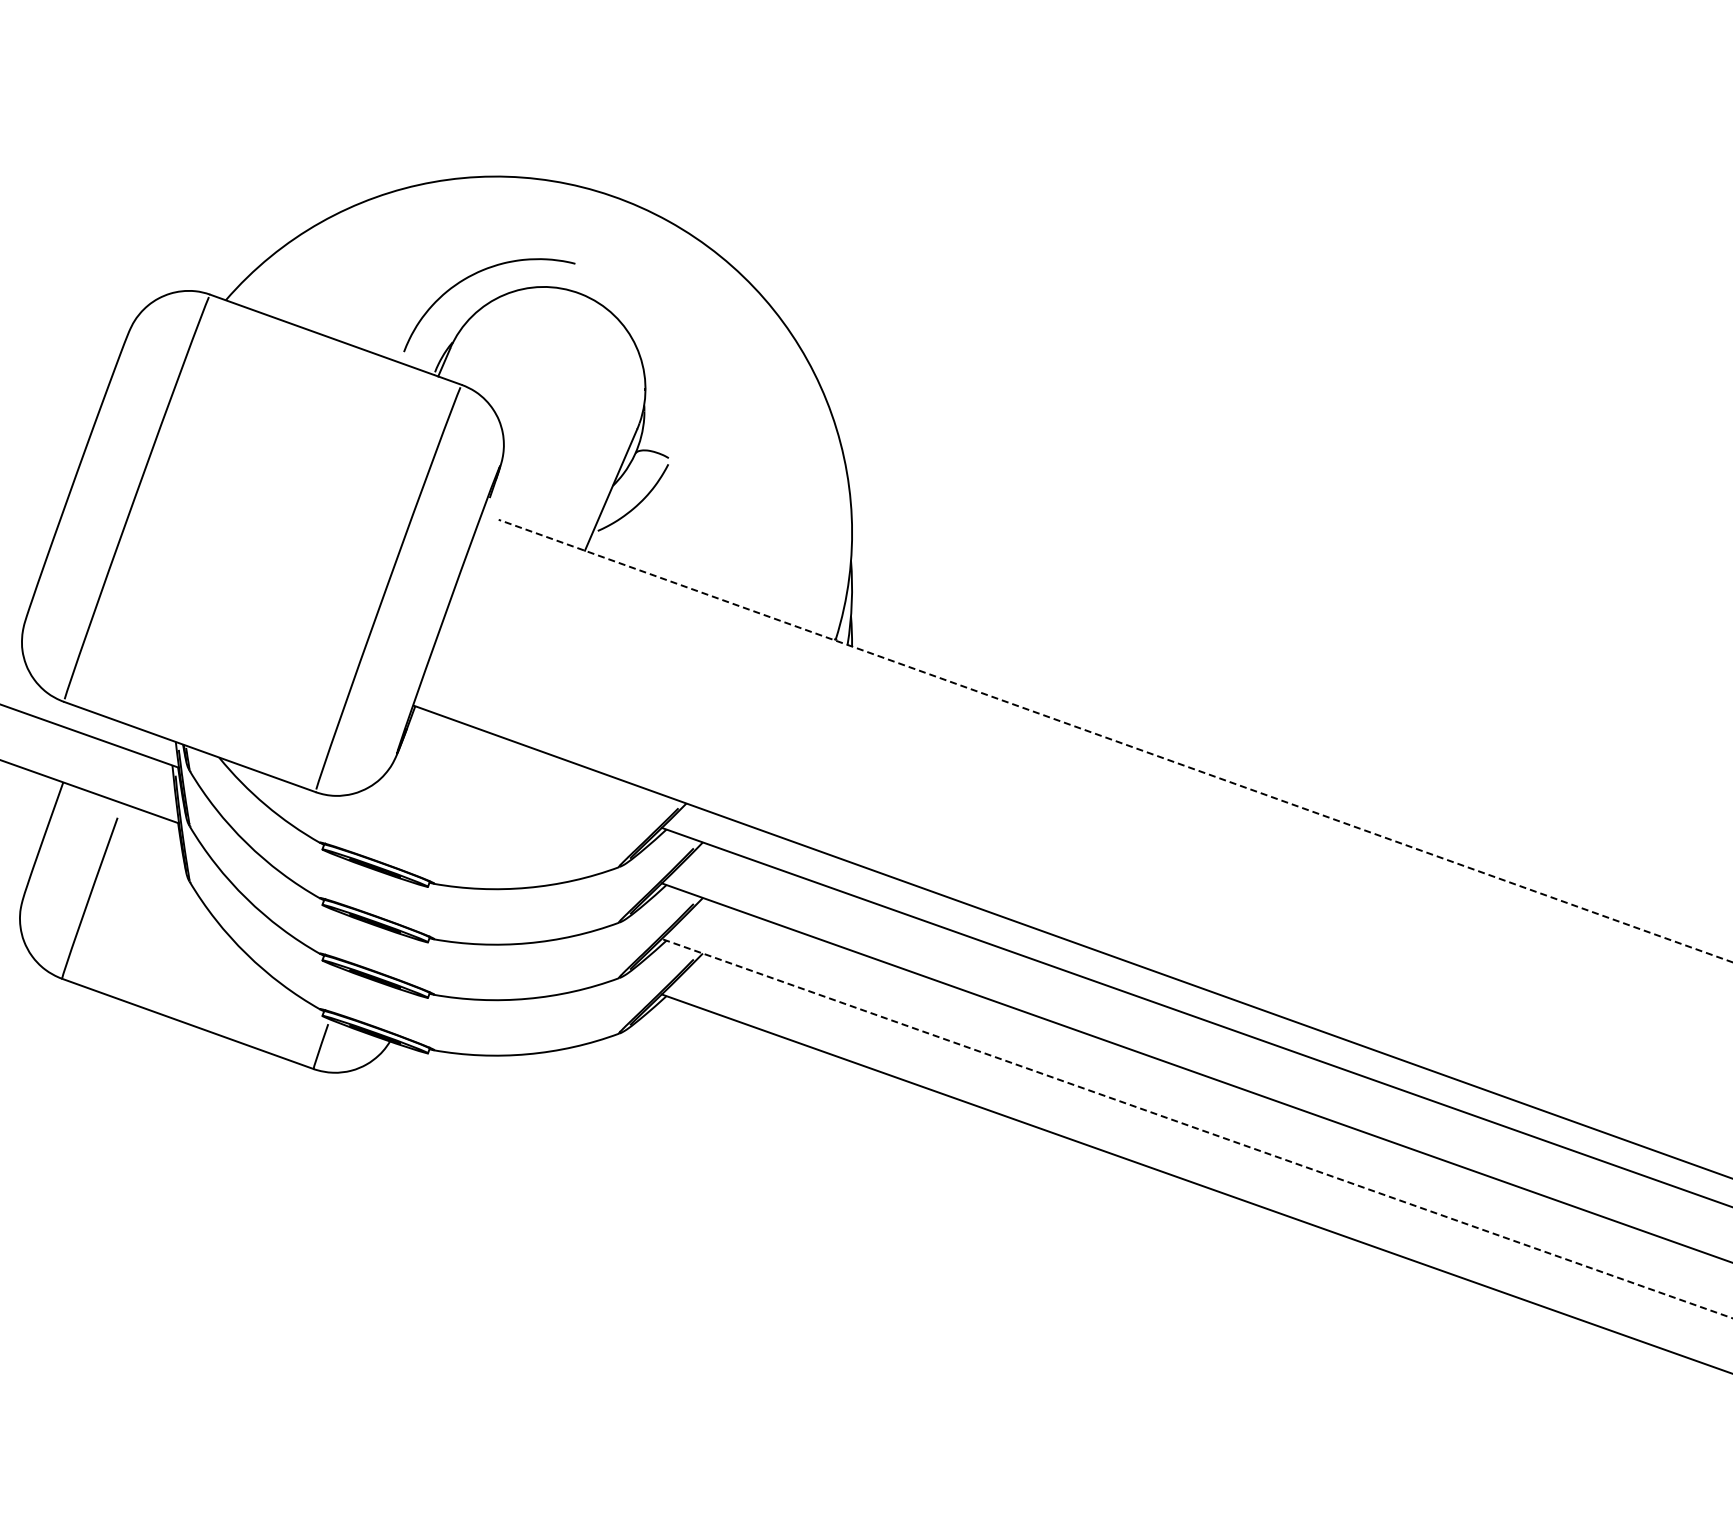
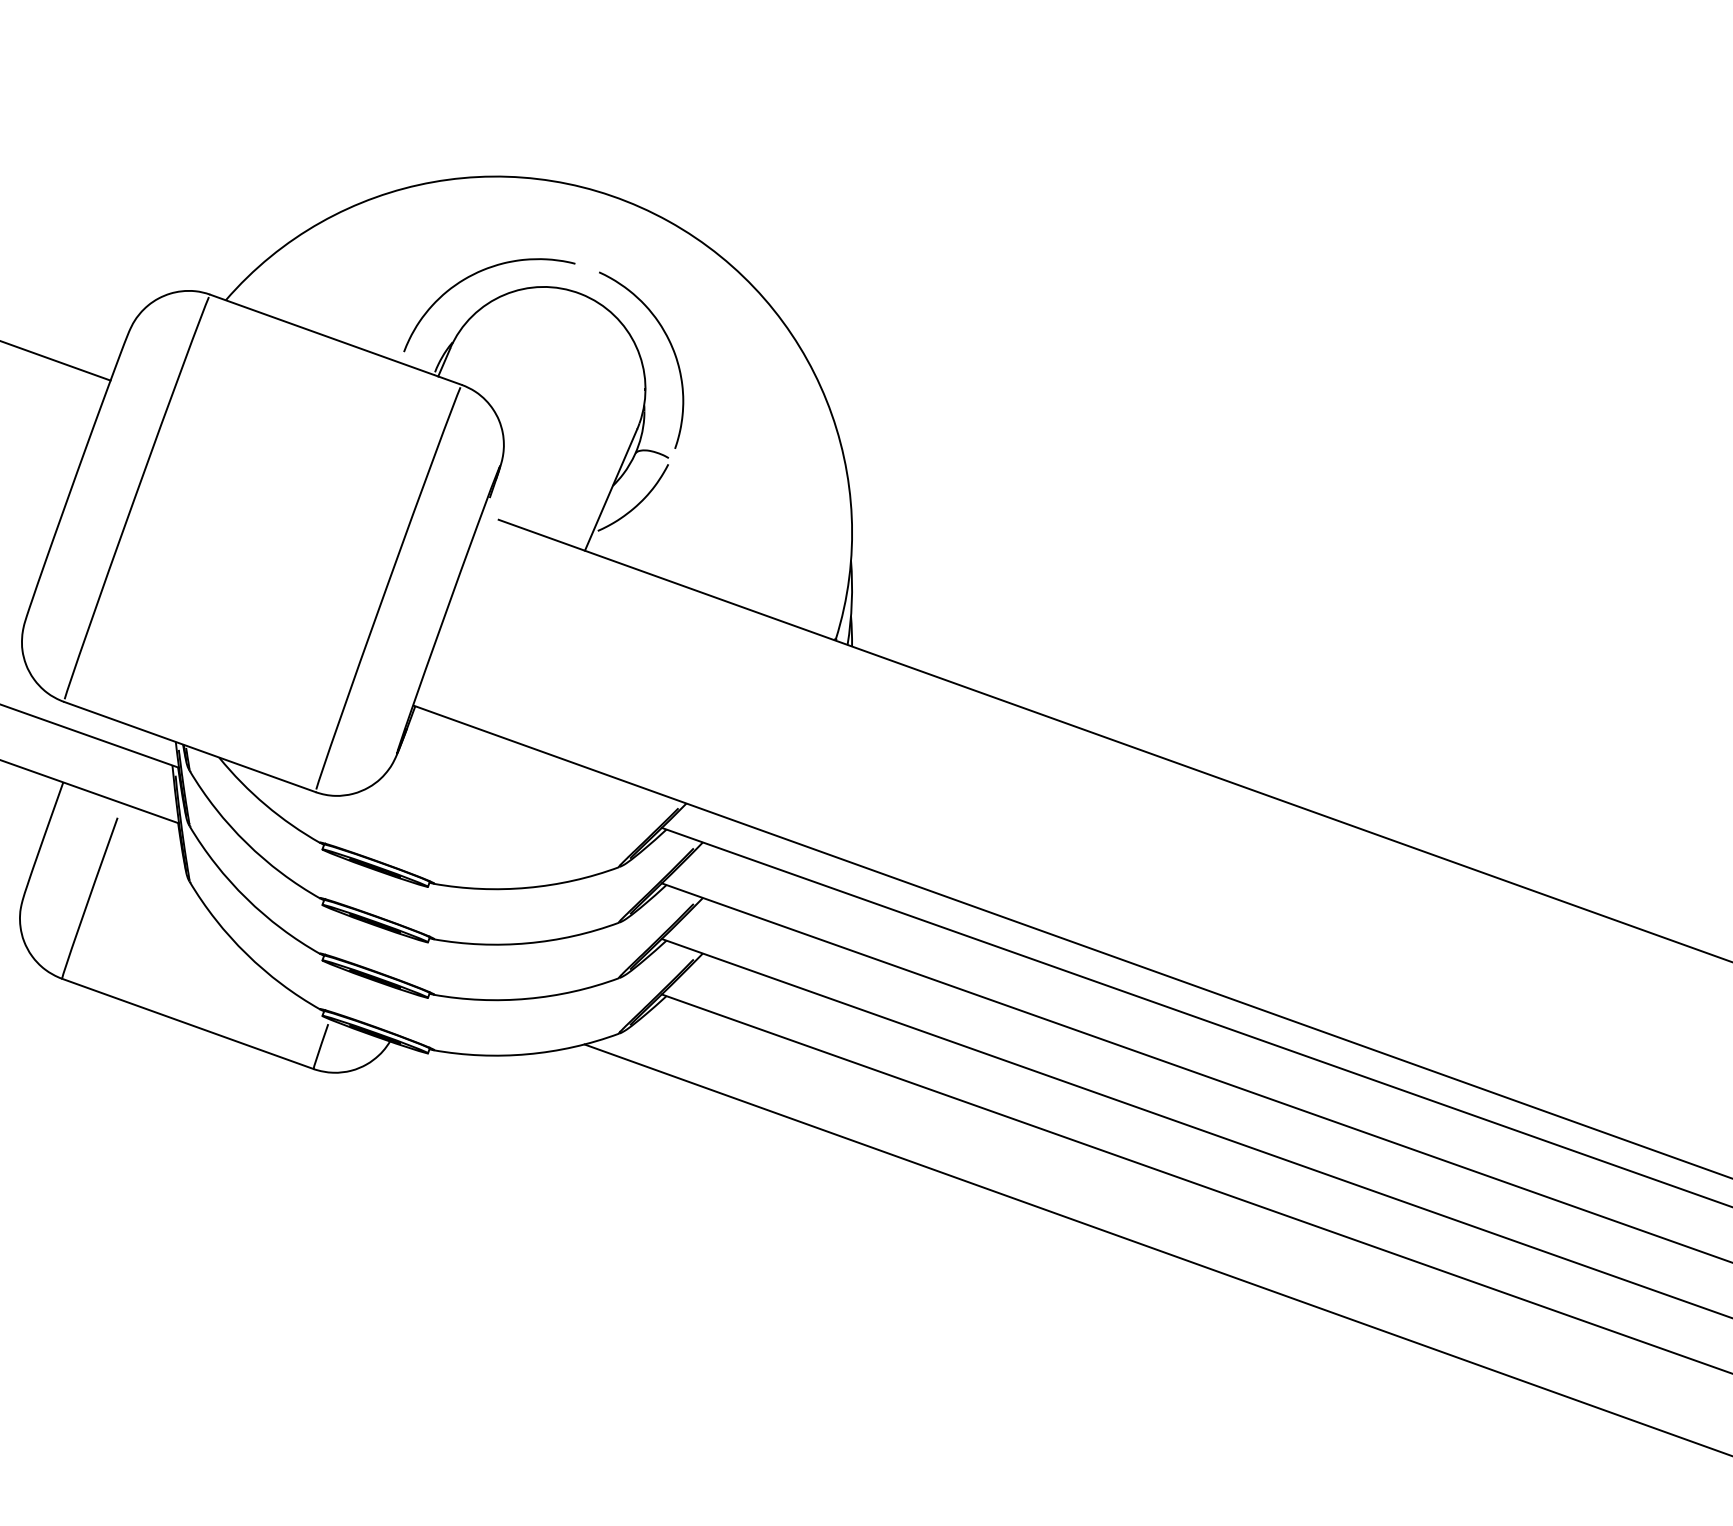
curve: none -> present (671, 348)
line: none -> present (56, 360)
line: dashed -> solid (1115, 740)
line: dashed -> solid (1196, 1128)
line: none -> present (1156, 1249)
